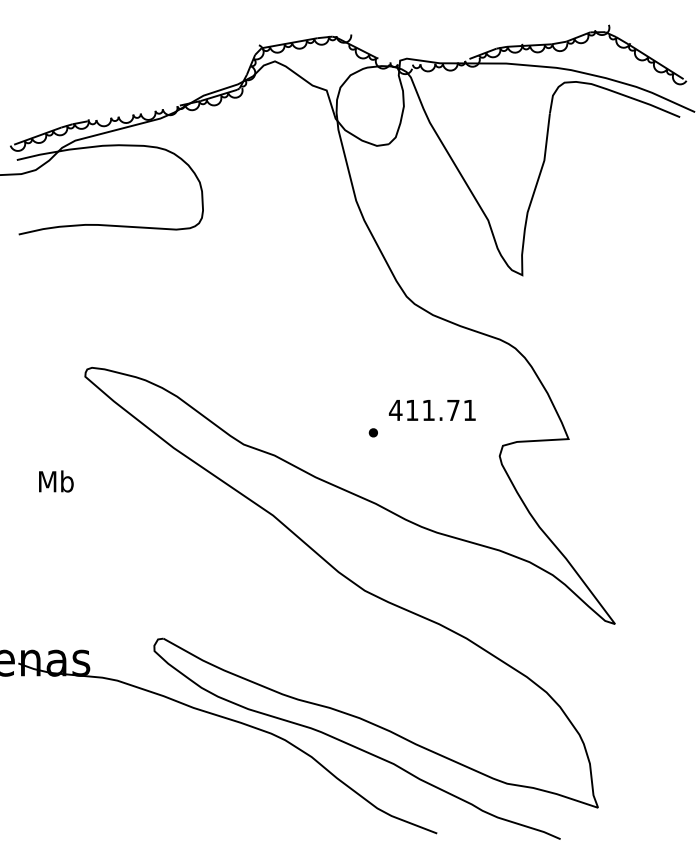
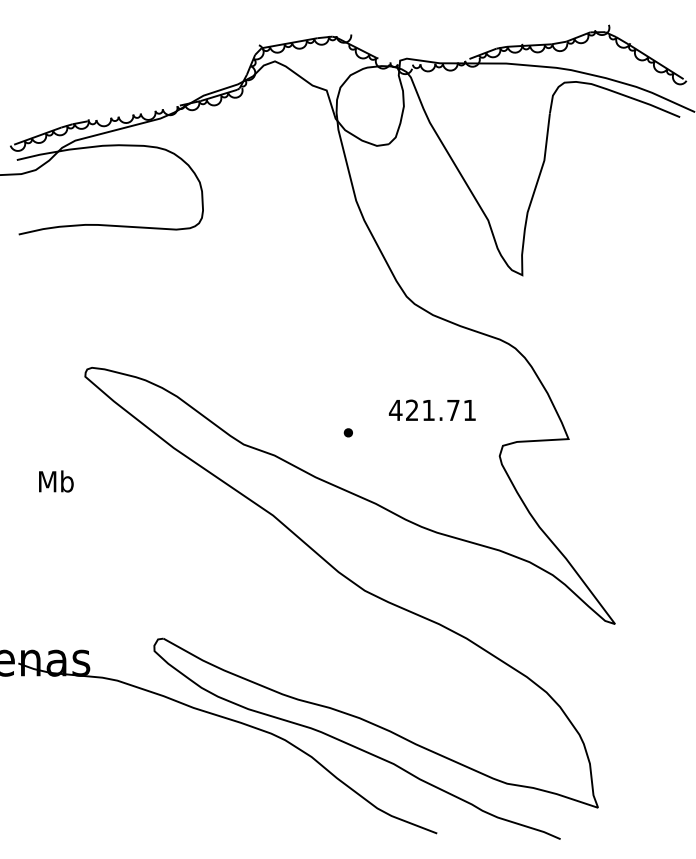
text: 411.71 -> 421.71 (412, 409)
part position: (372, 432) -> (347, 432) (347, 432)
